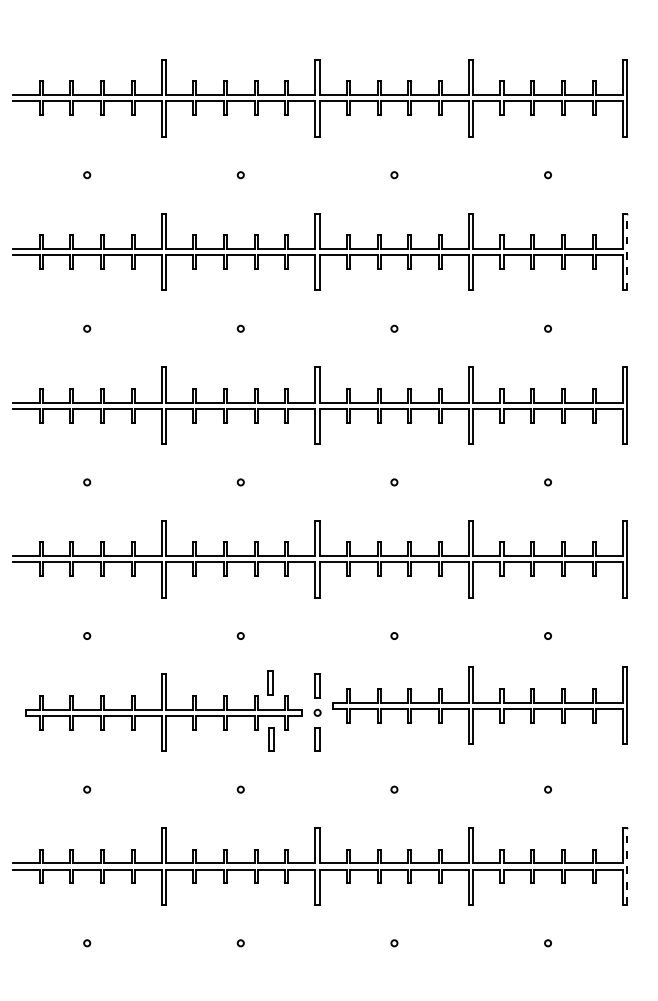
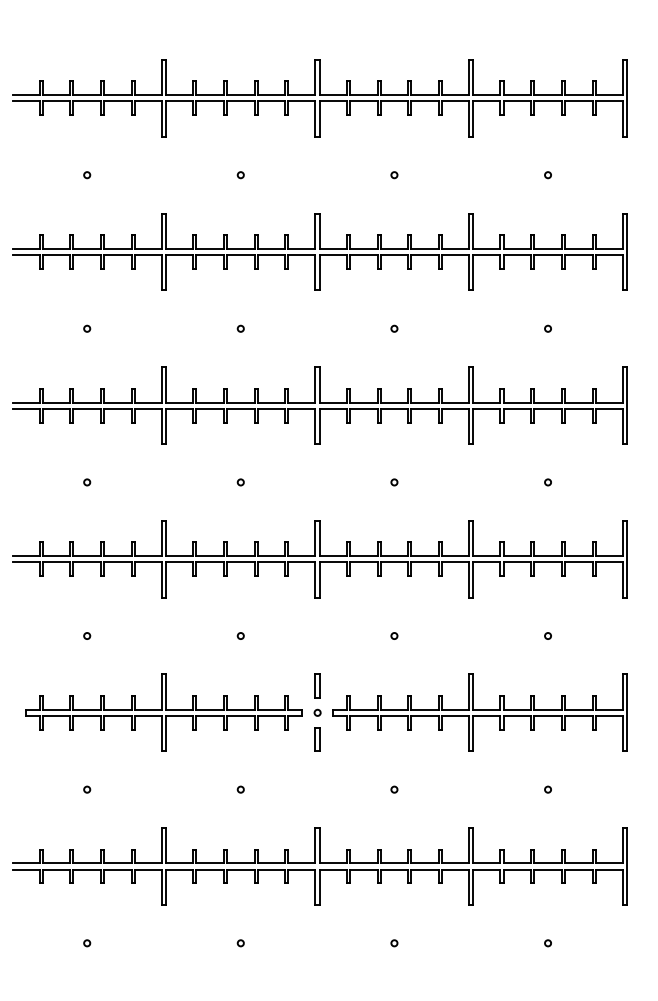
line: dashed -> solid (627, 251)
part: present -> none (270, 682)
part position: (479, 705) -> (479, 712) (479, 712)
part: present -> none (271, 739)
line: dashed -> solid (627, 865)
